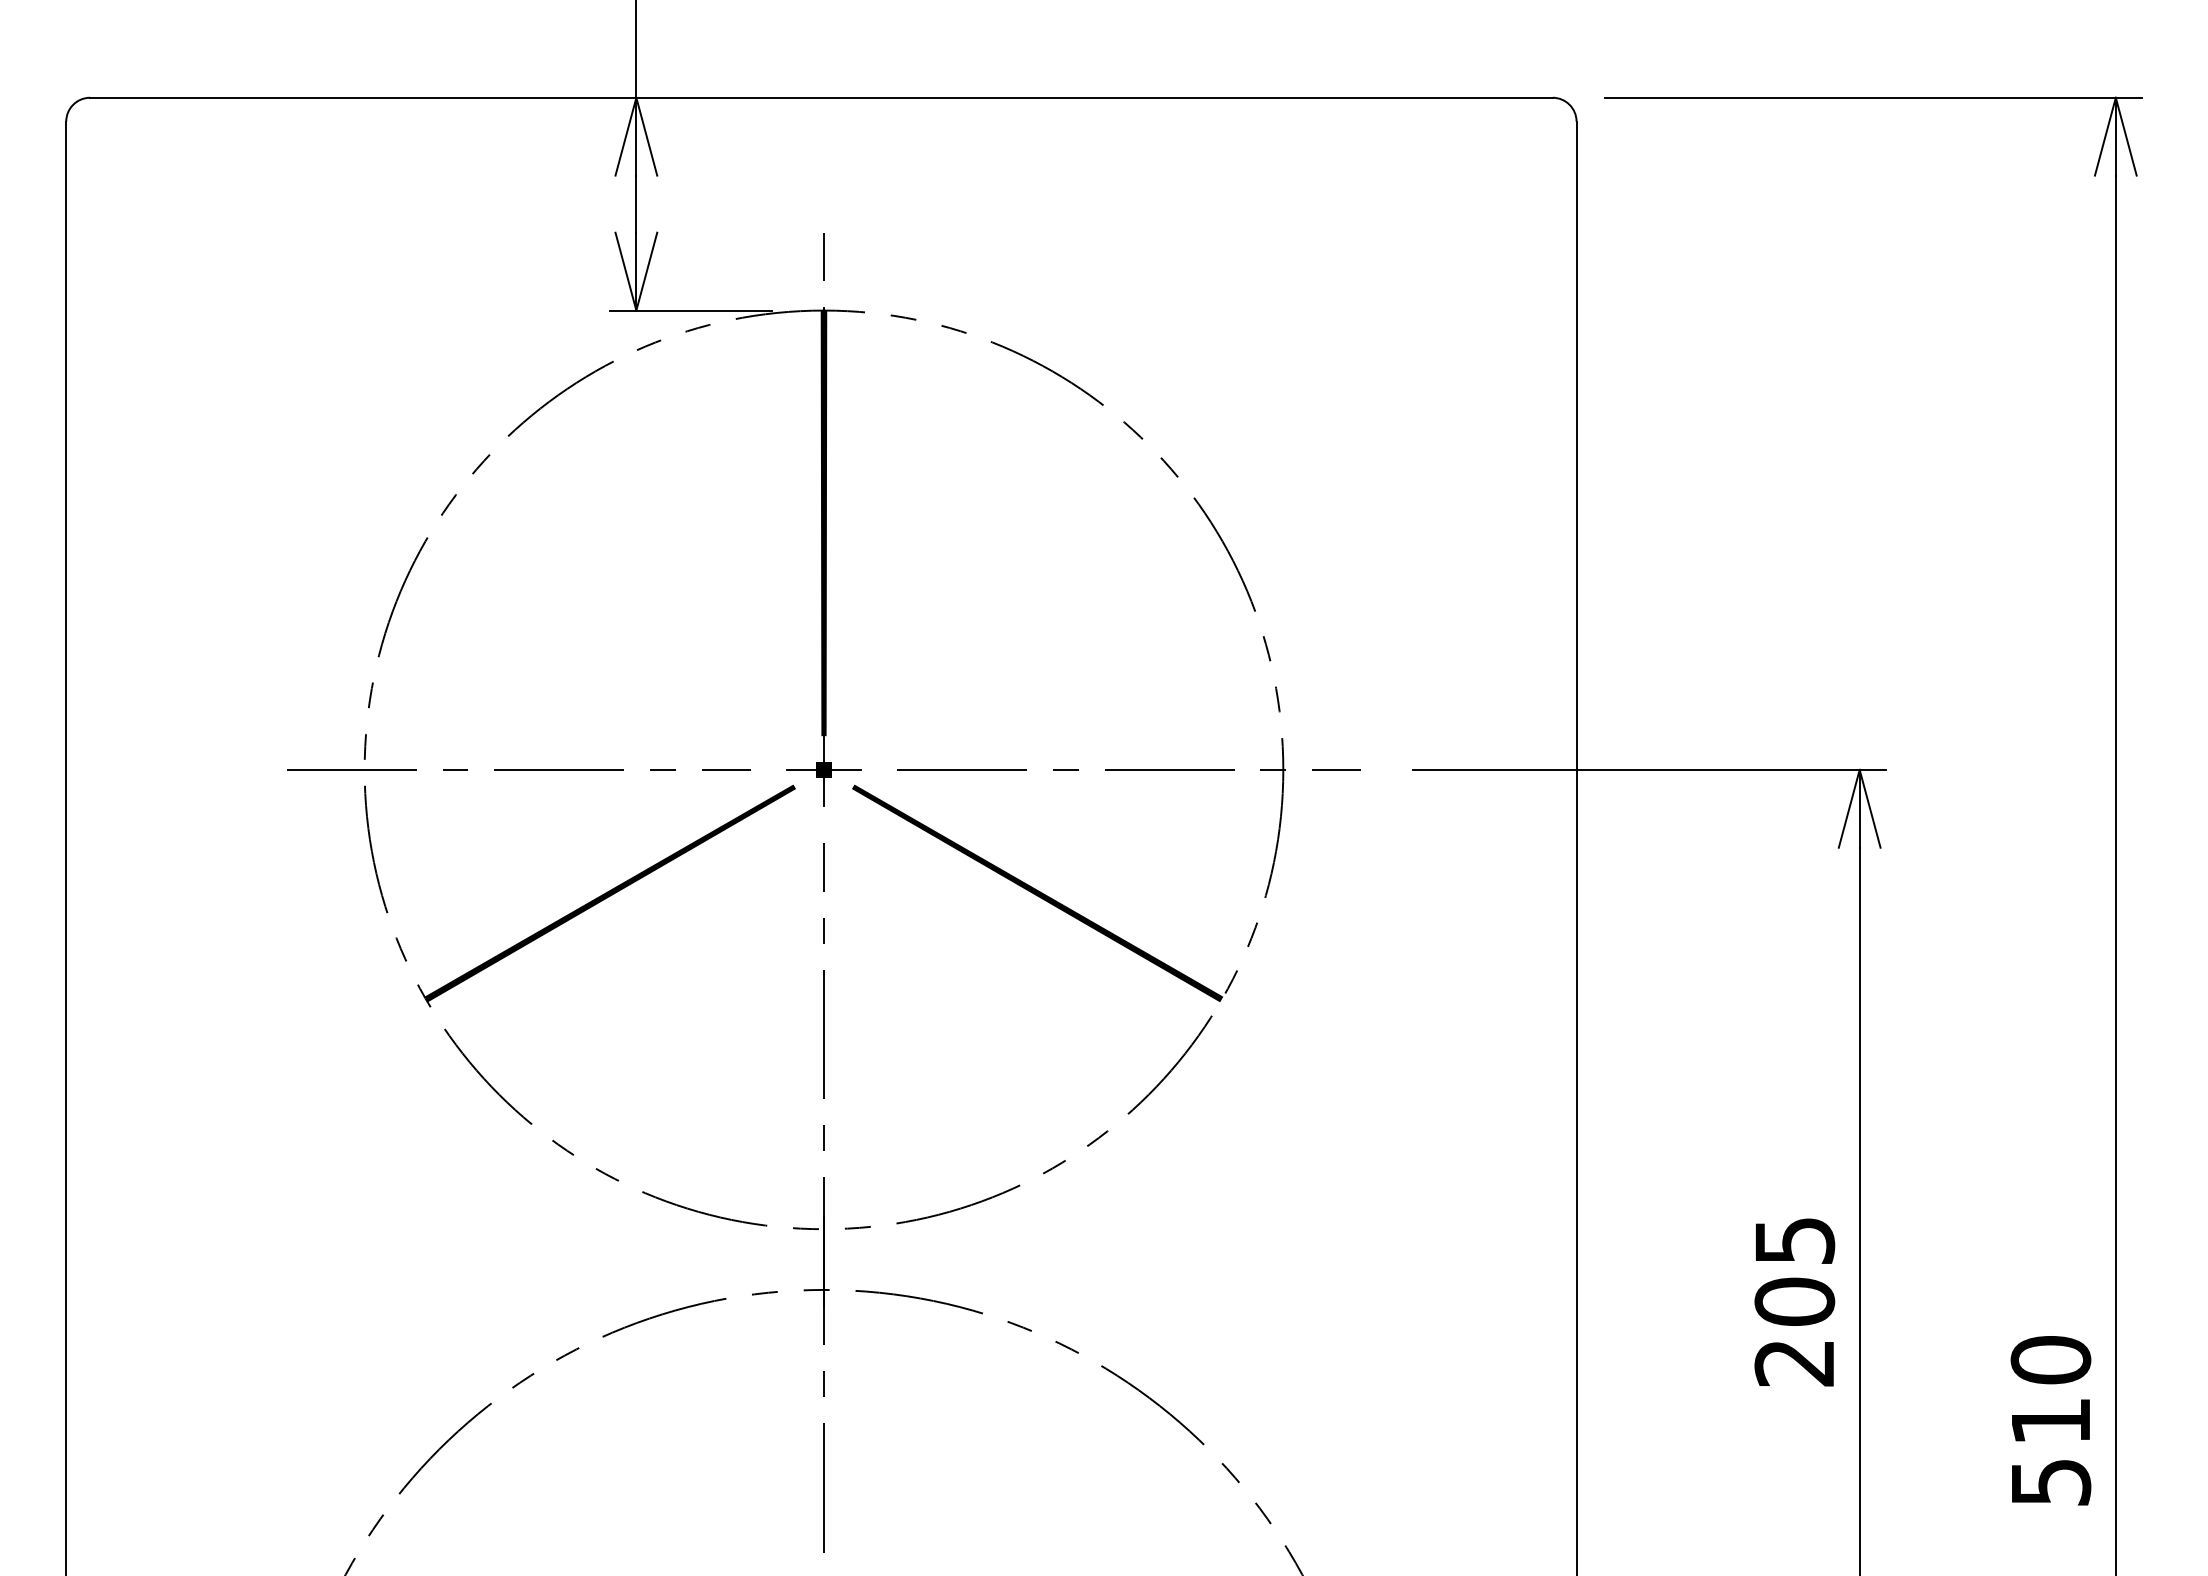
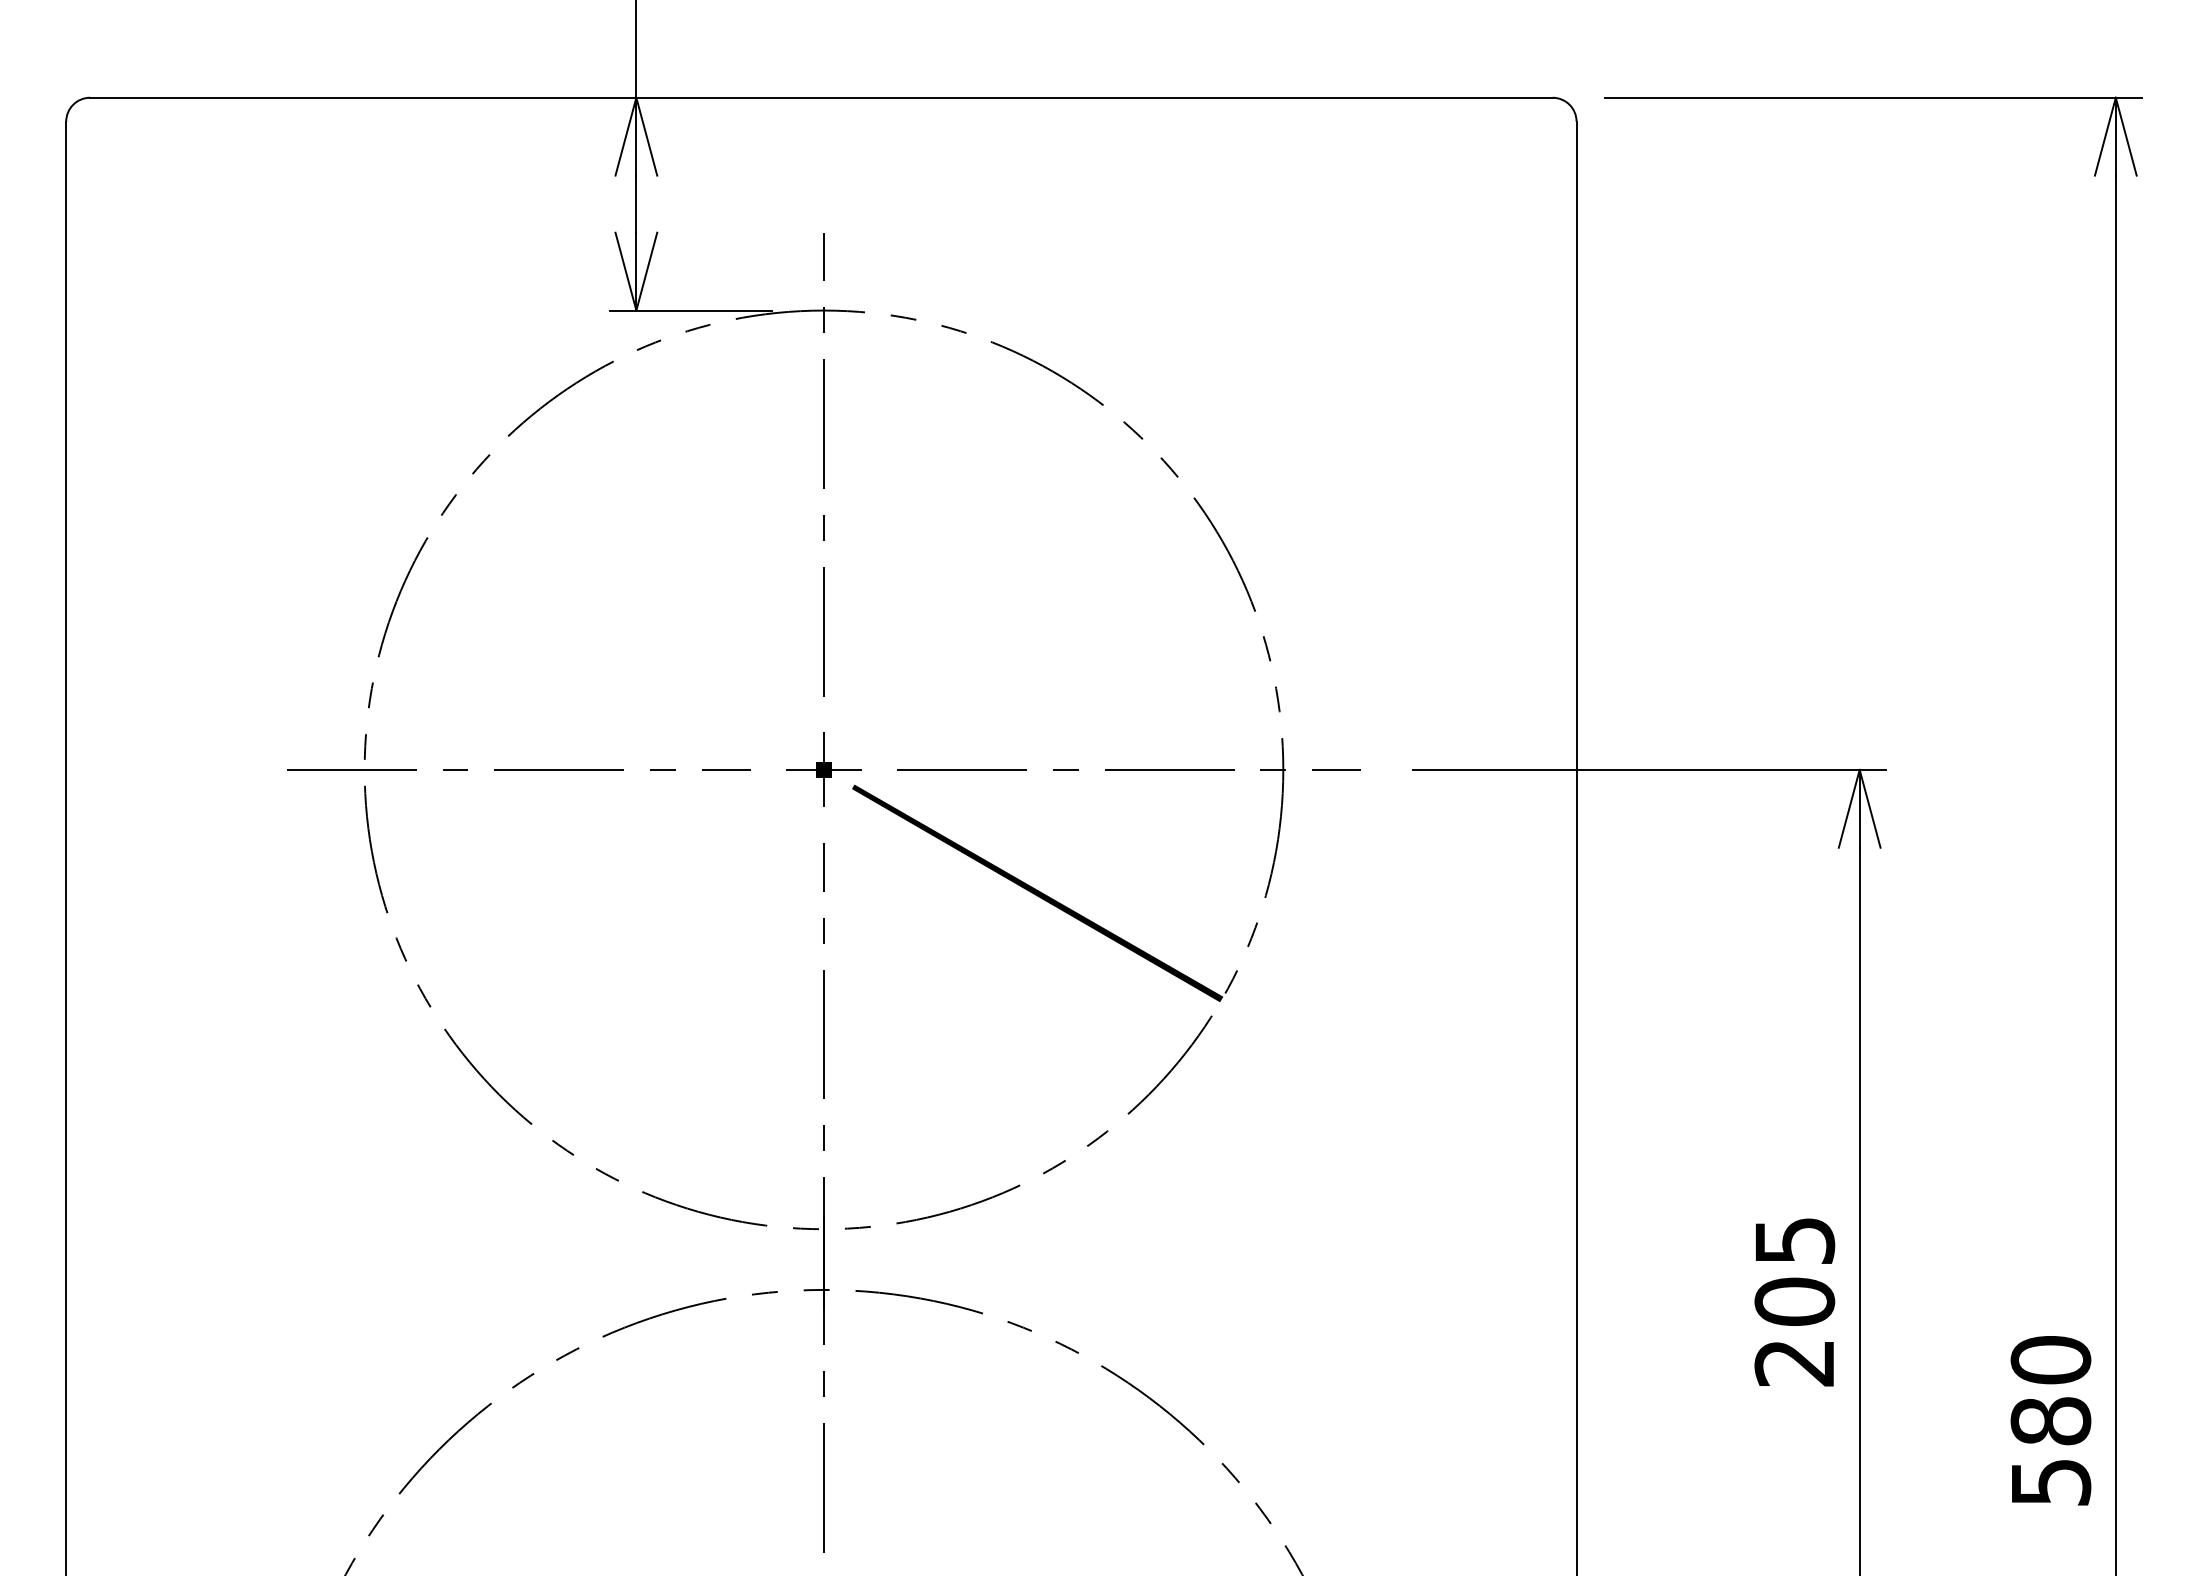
fill: present -> none (823, 523)
fill: present -> none (610, 893)
text: 510 -> 580 (2050, 1421)
